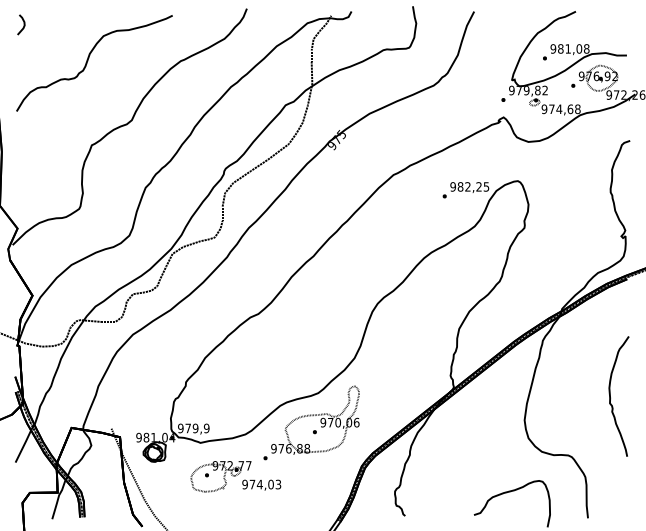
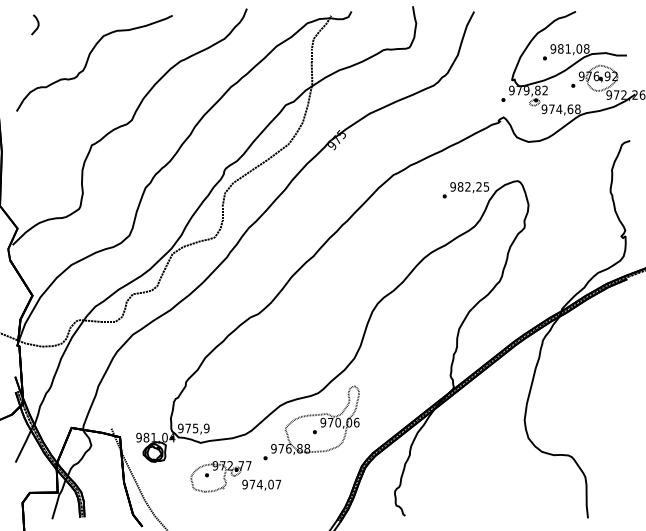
curve position: (23, 24) -> (37, 24) (37, 24)
curve: present -> none (610, 396)
text: 979,9 -> 975,9 (195, 427)
text: 974,03 -> 974,07 (278, 484)
curve: present -> none (510, 492)
